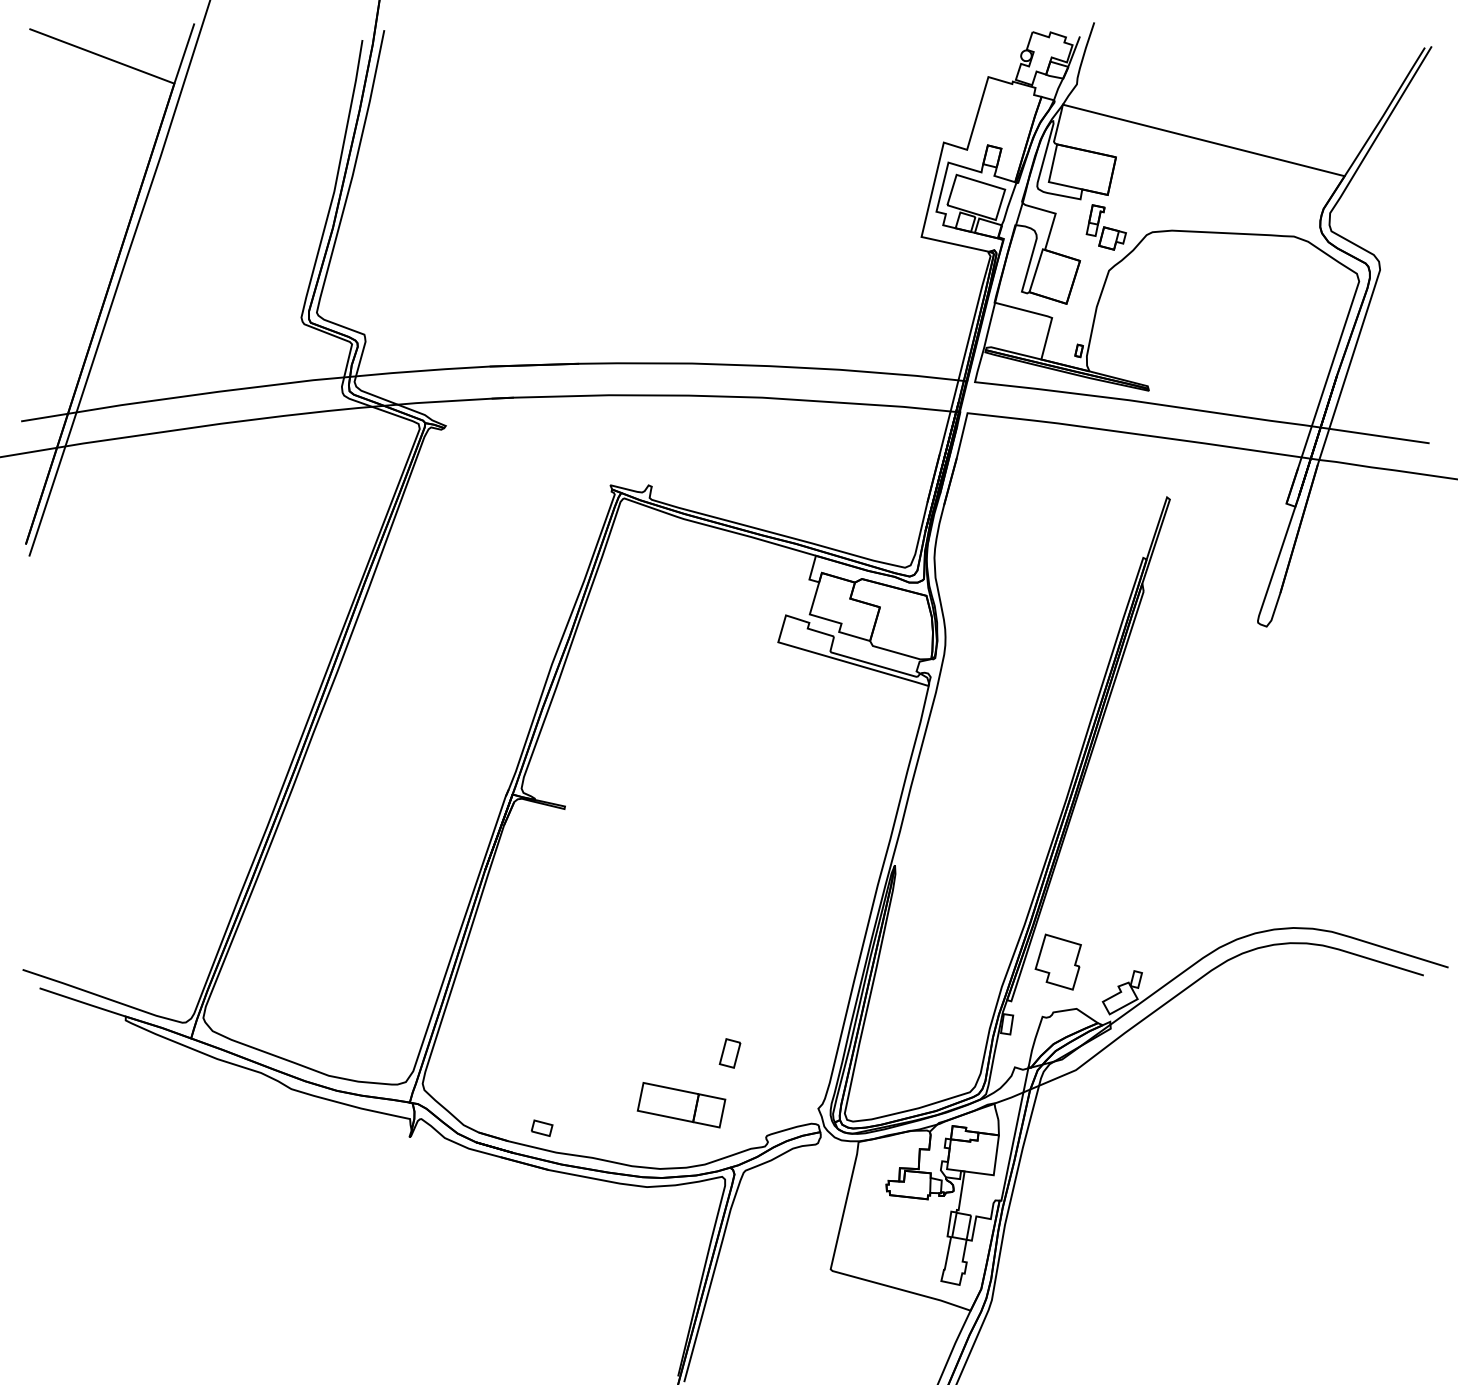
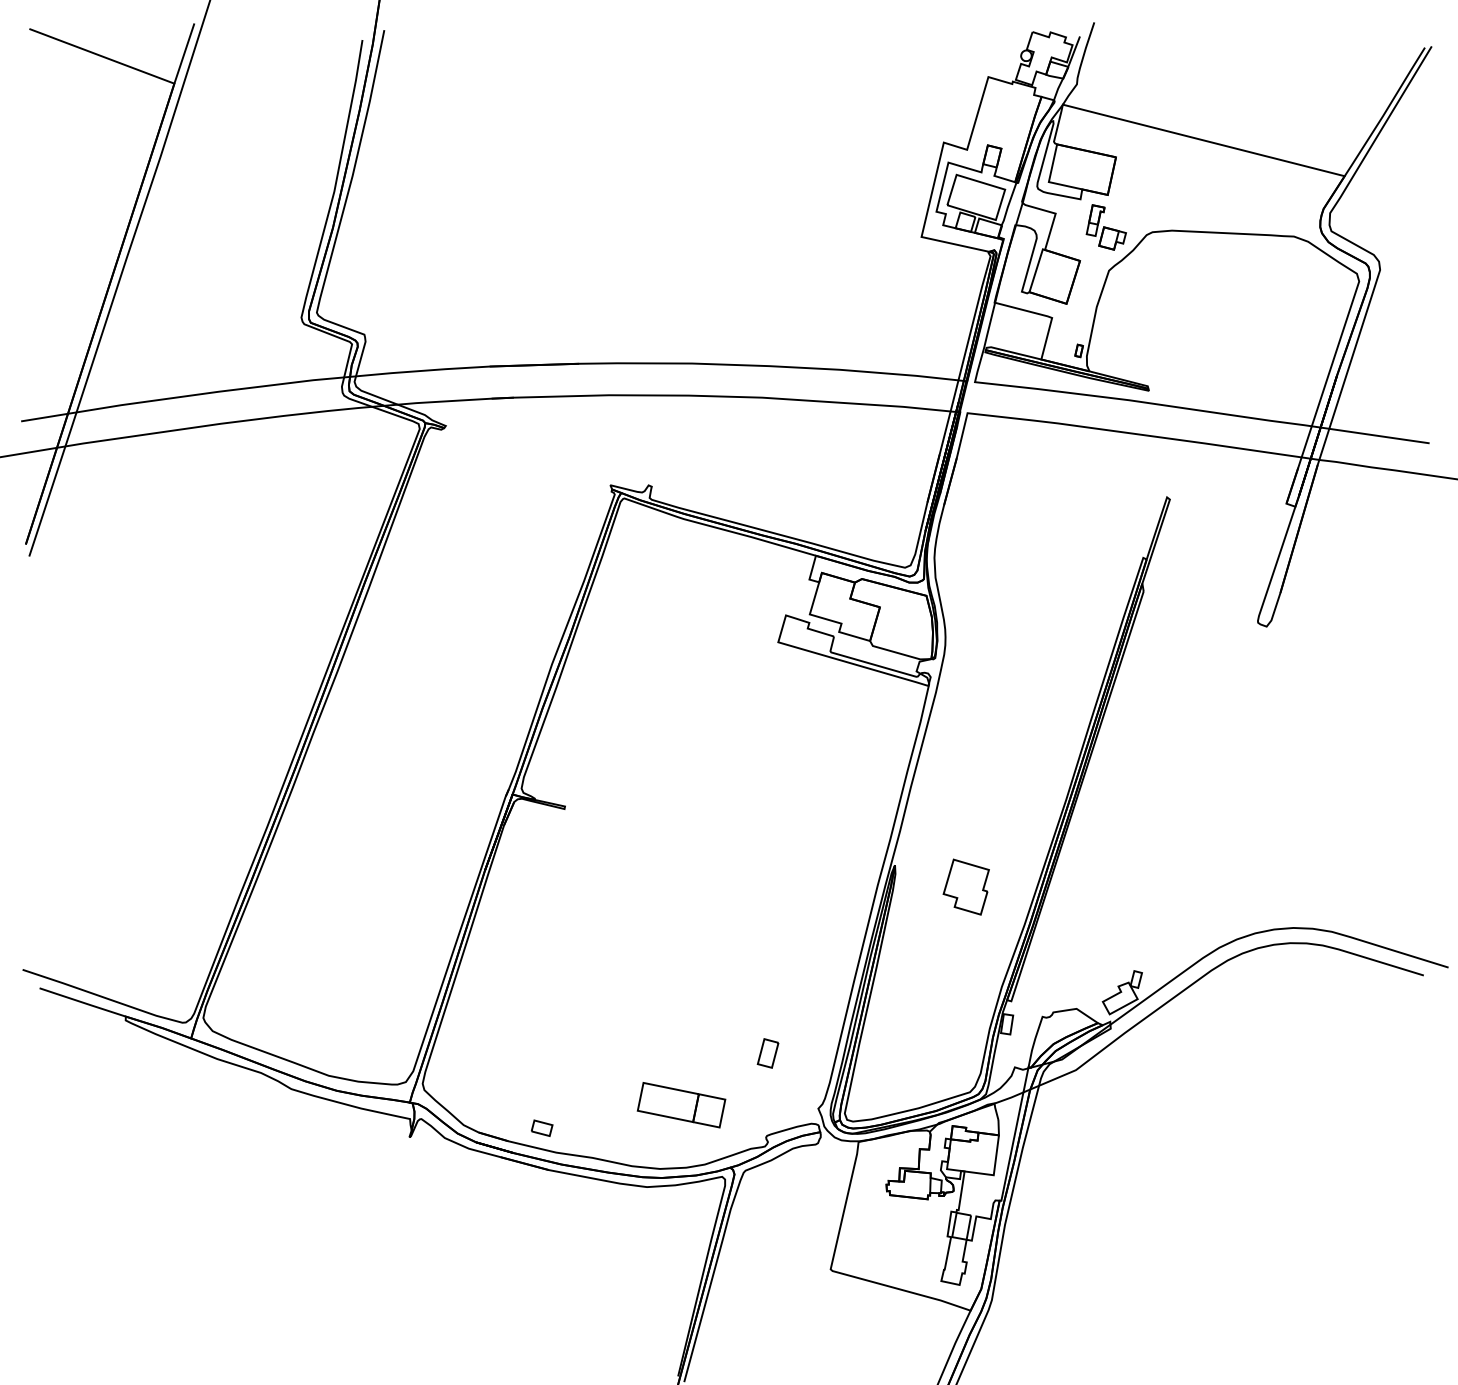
part position: (1057, 961) -> (965, 886) (965, 886)
part position: (729, 1053) -> (767, 1053) (767, 1053)
